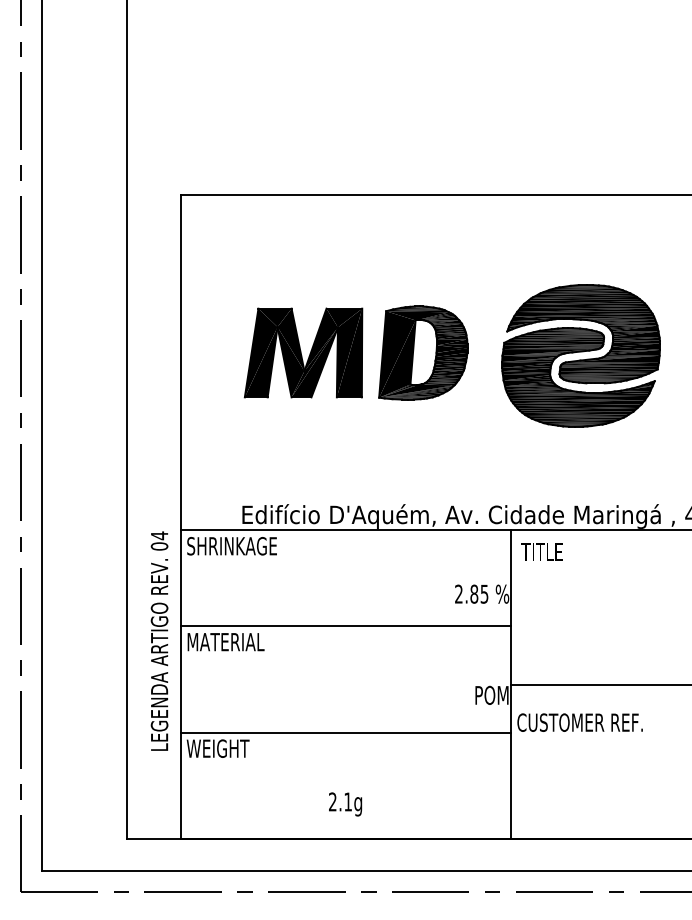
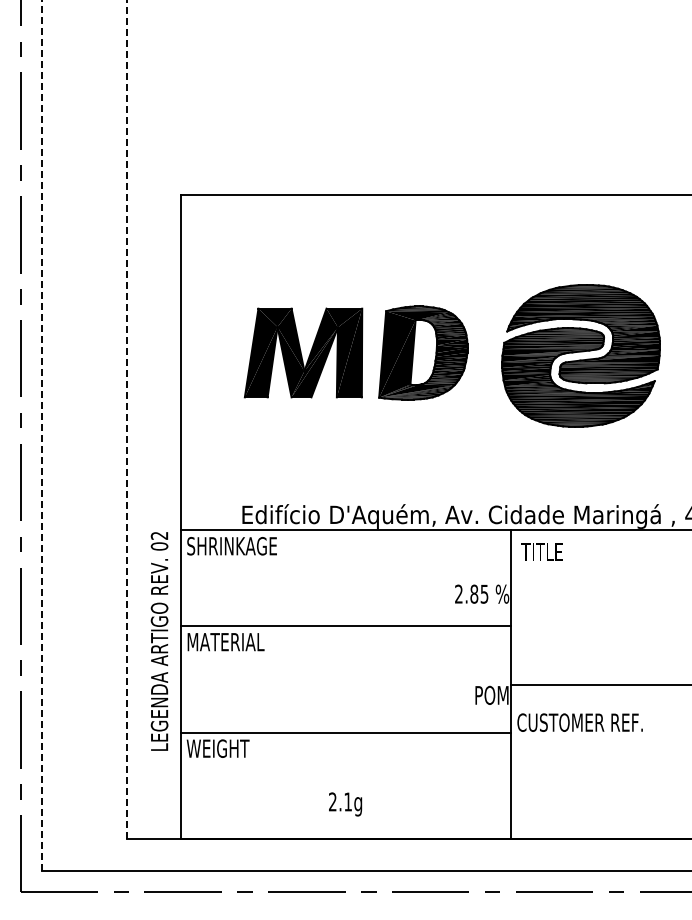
line: solid -> dashed (127, 419)
line: solid -> dashed (42, 435)
text: 04 -> 02 (159, 535)
